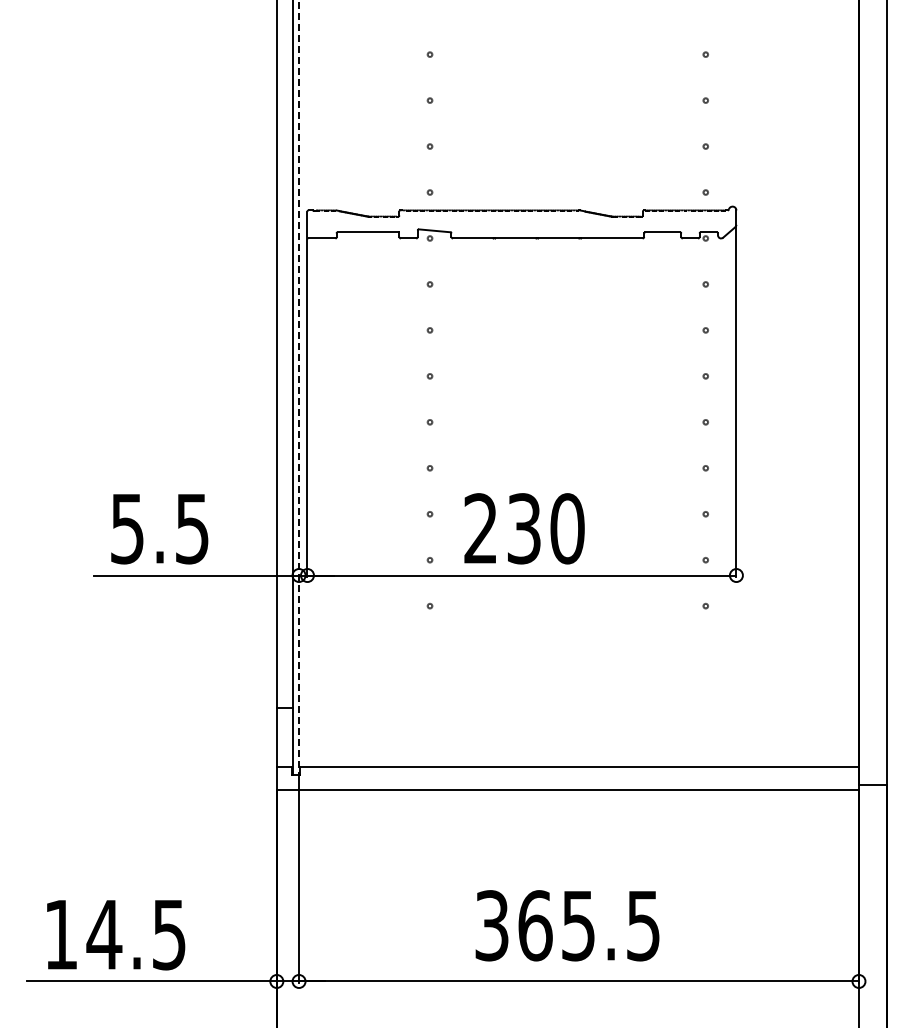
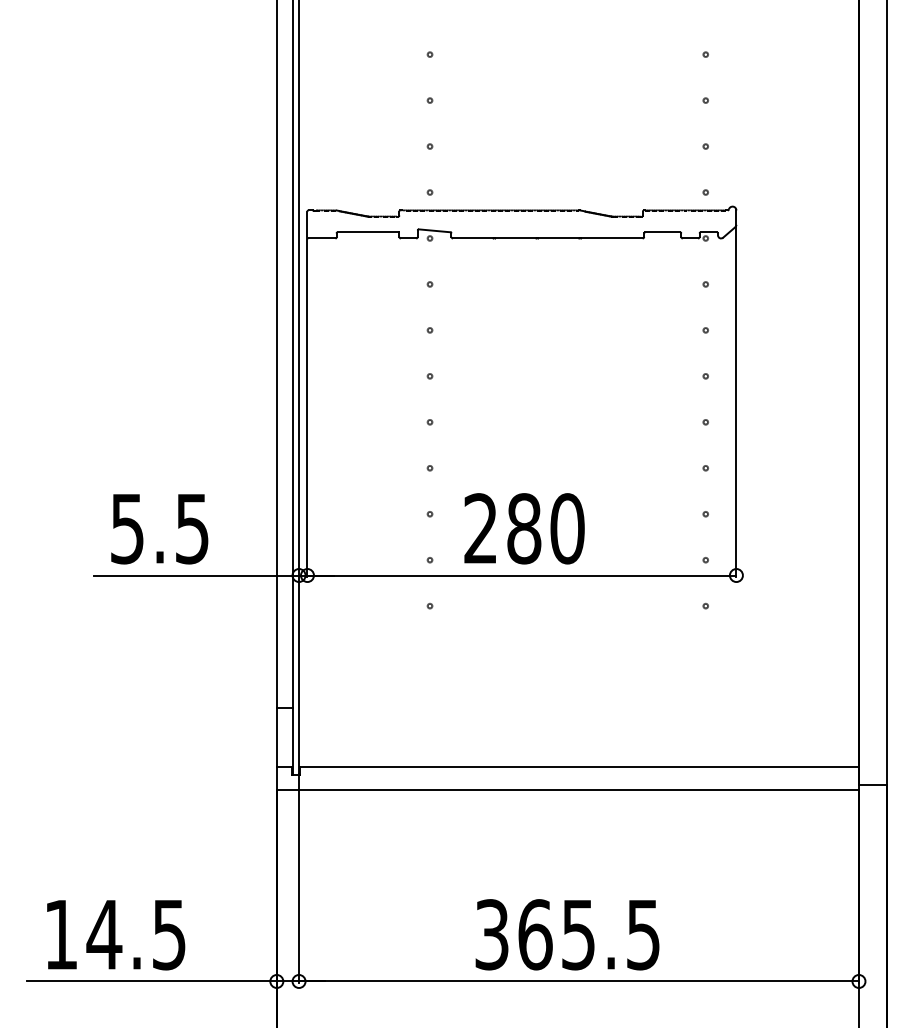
line: dashed -> solid (299, 388)
text: 230 -> 280 (524, 528)
text position: (567, 925) -> (567, 934) (567, 934)
